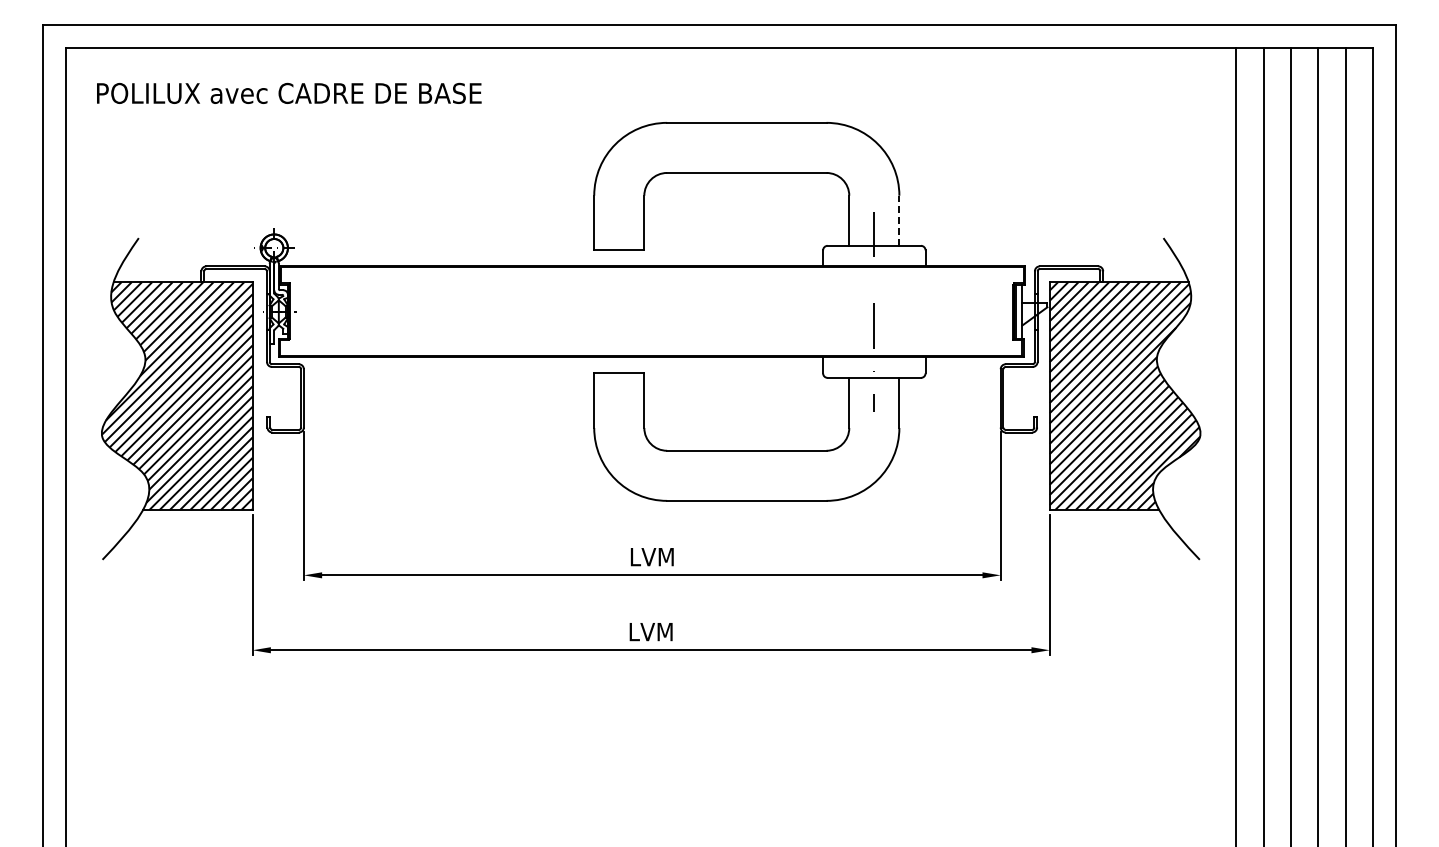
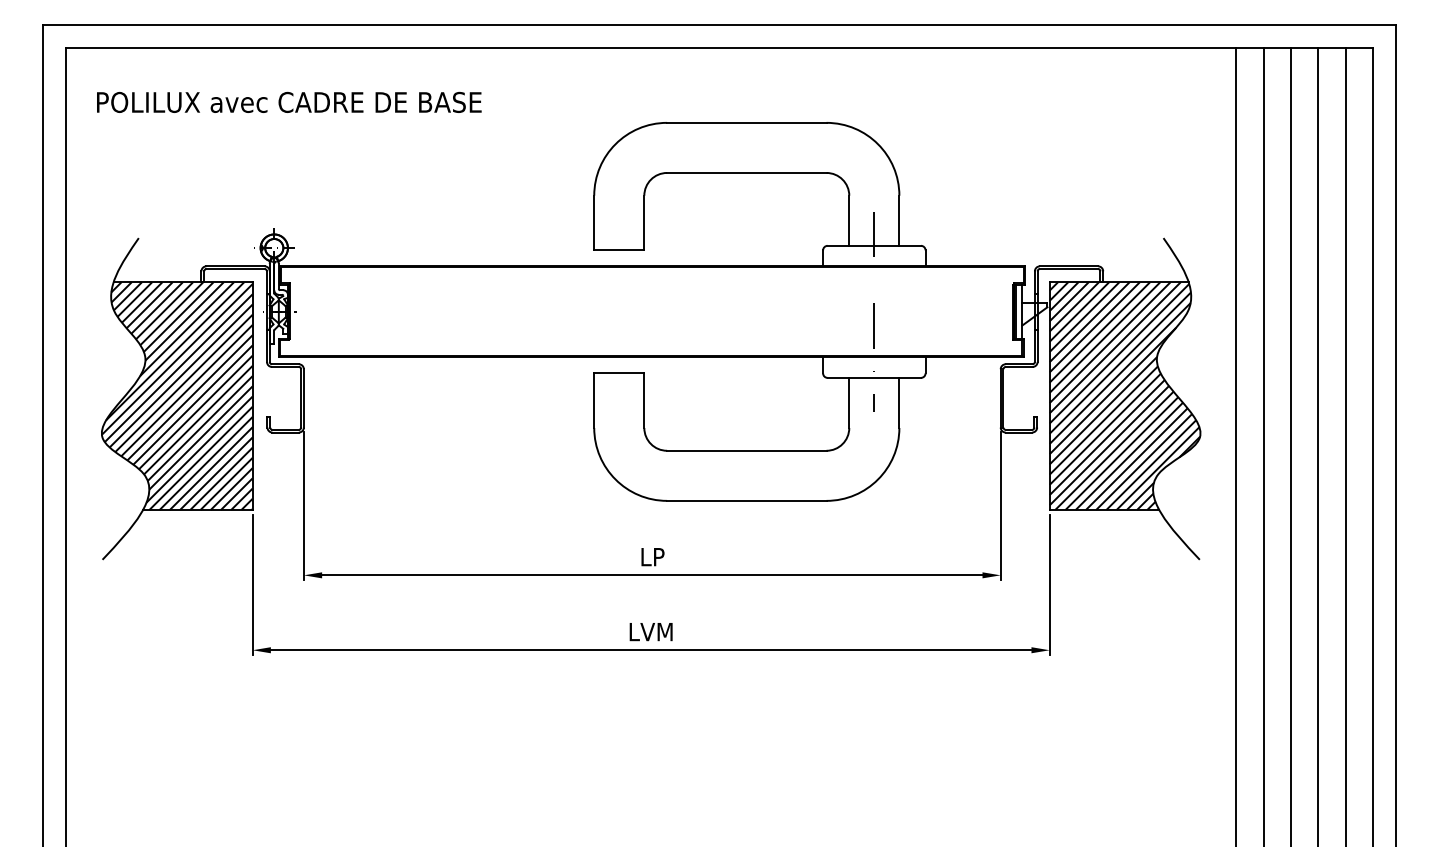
text position: (289, 92) -> (289, 101) (289, 101)
line: dashed -> solid (899, 220)
text: LVM -> LP (651, 557)
